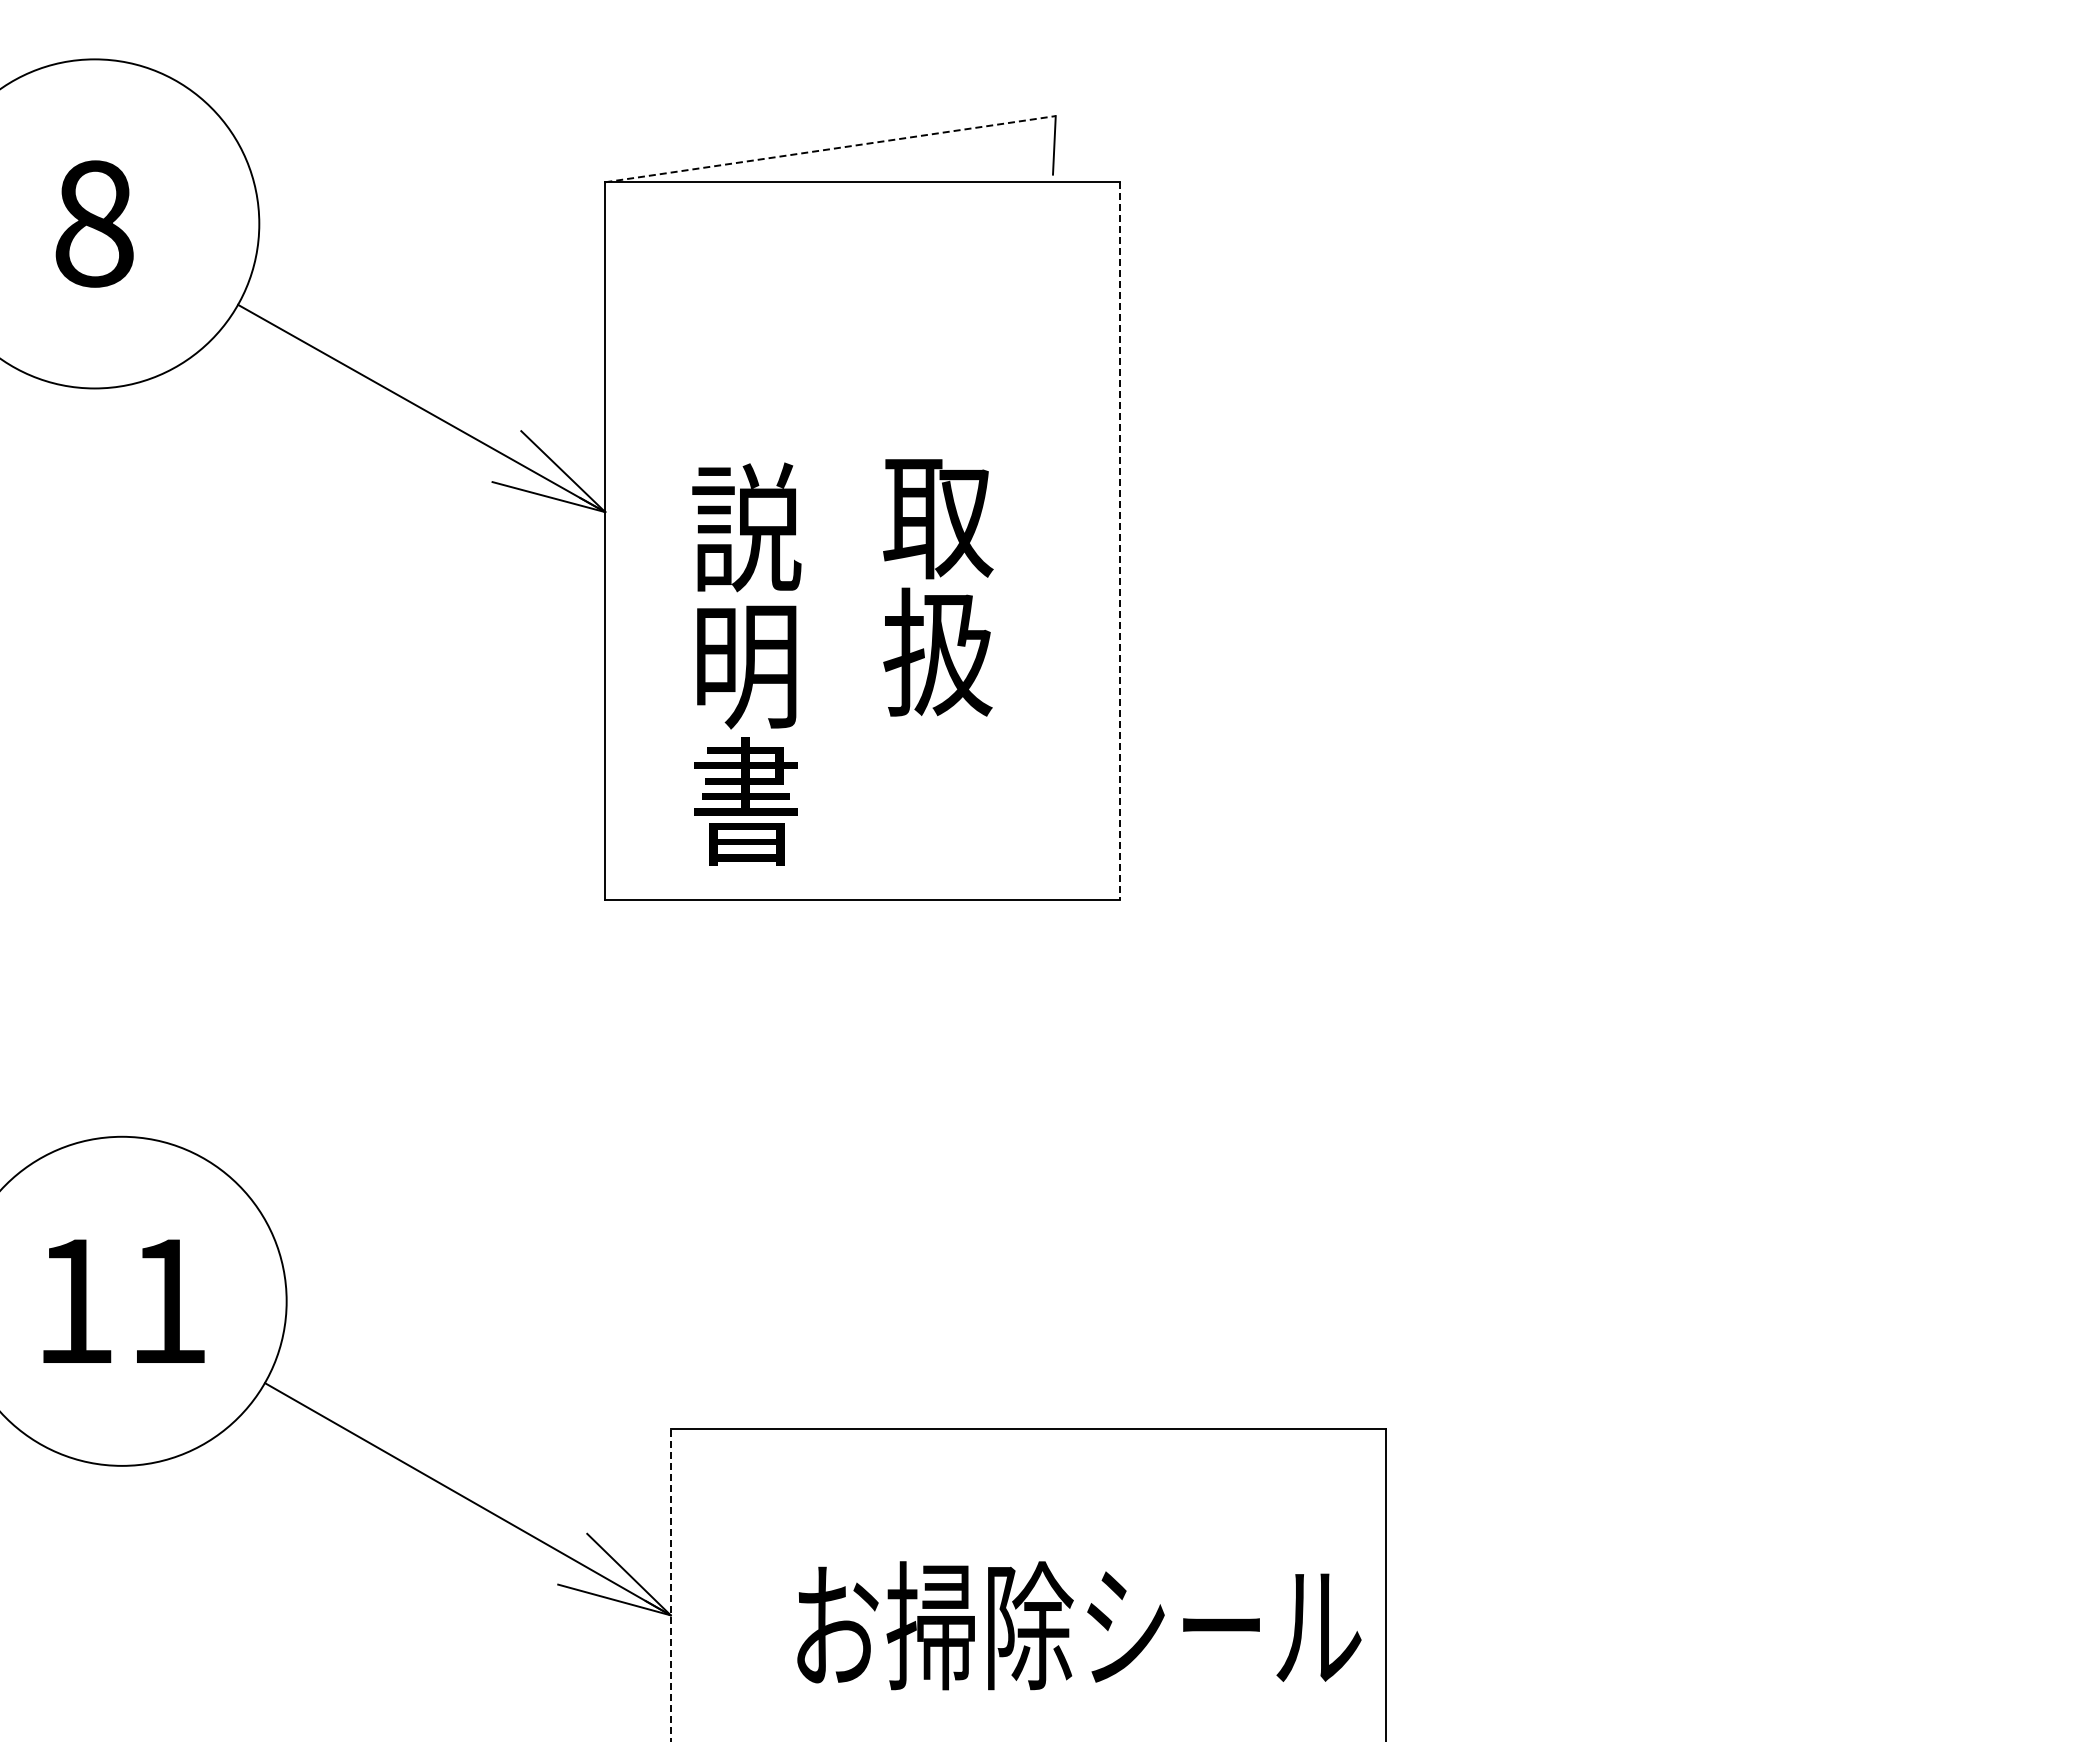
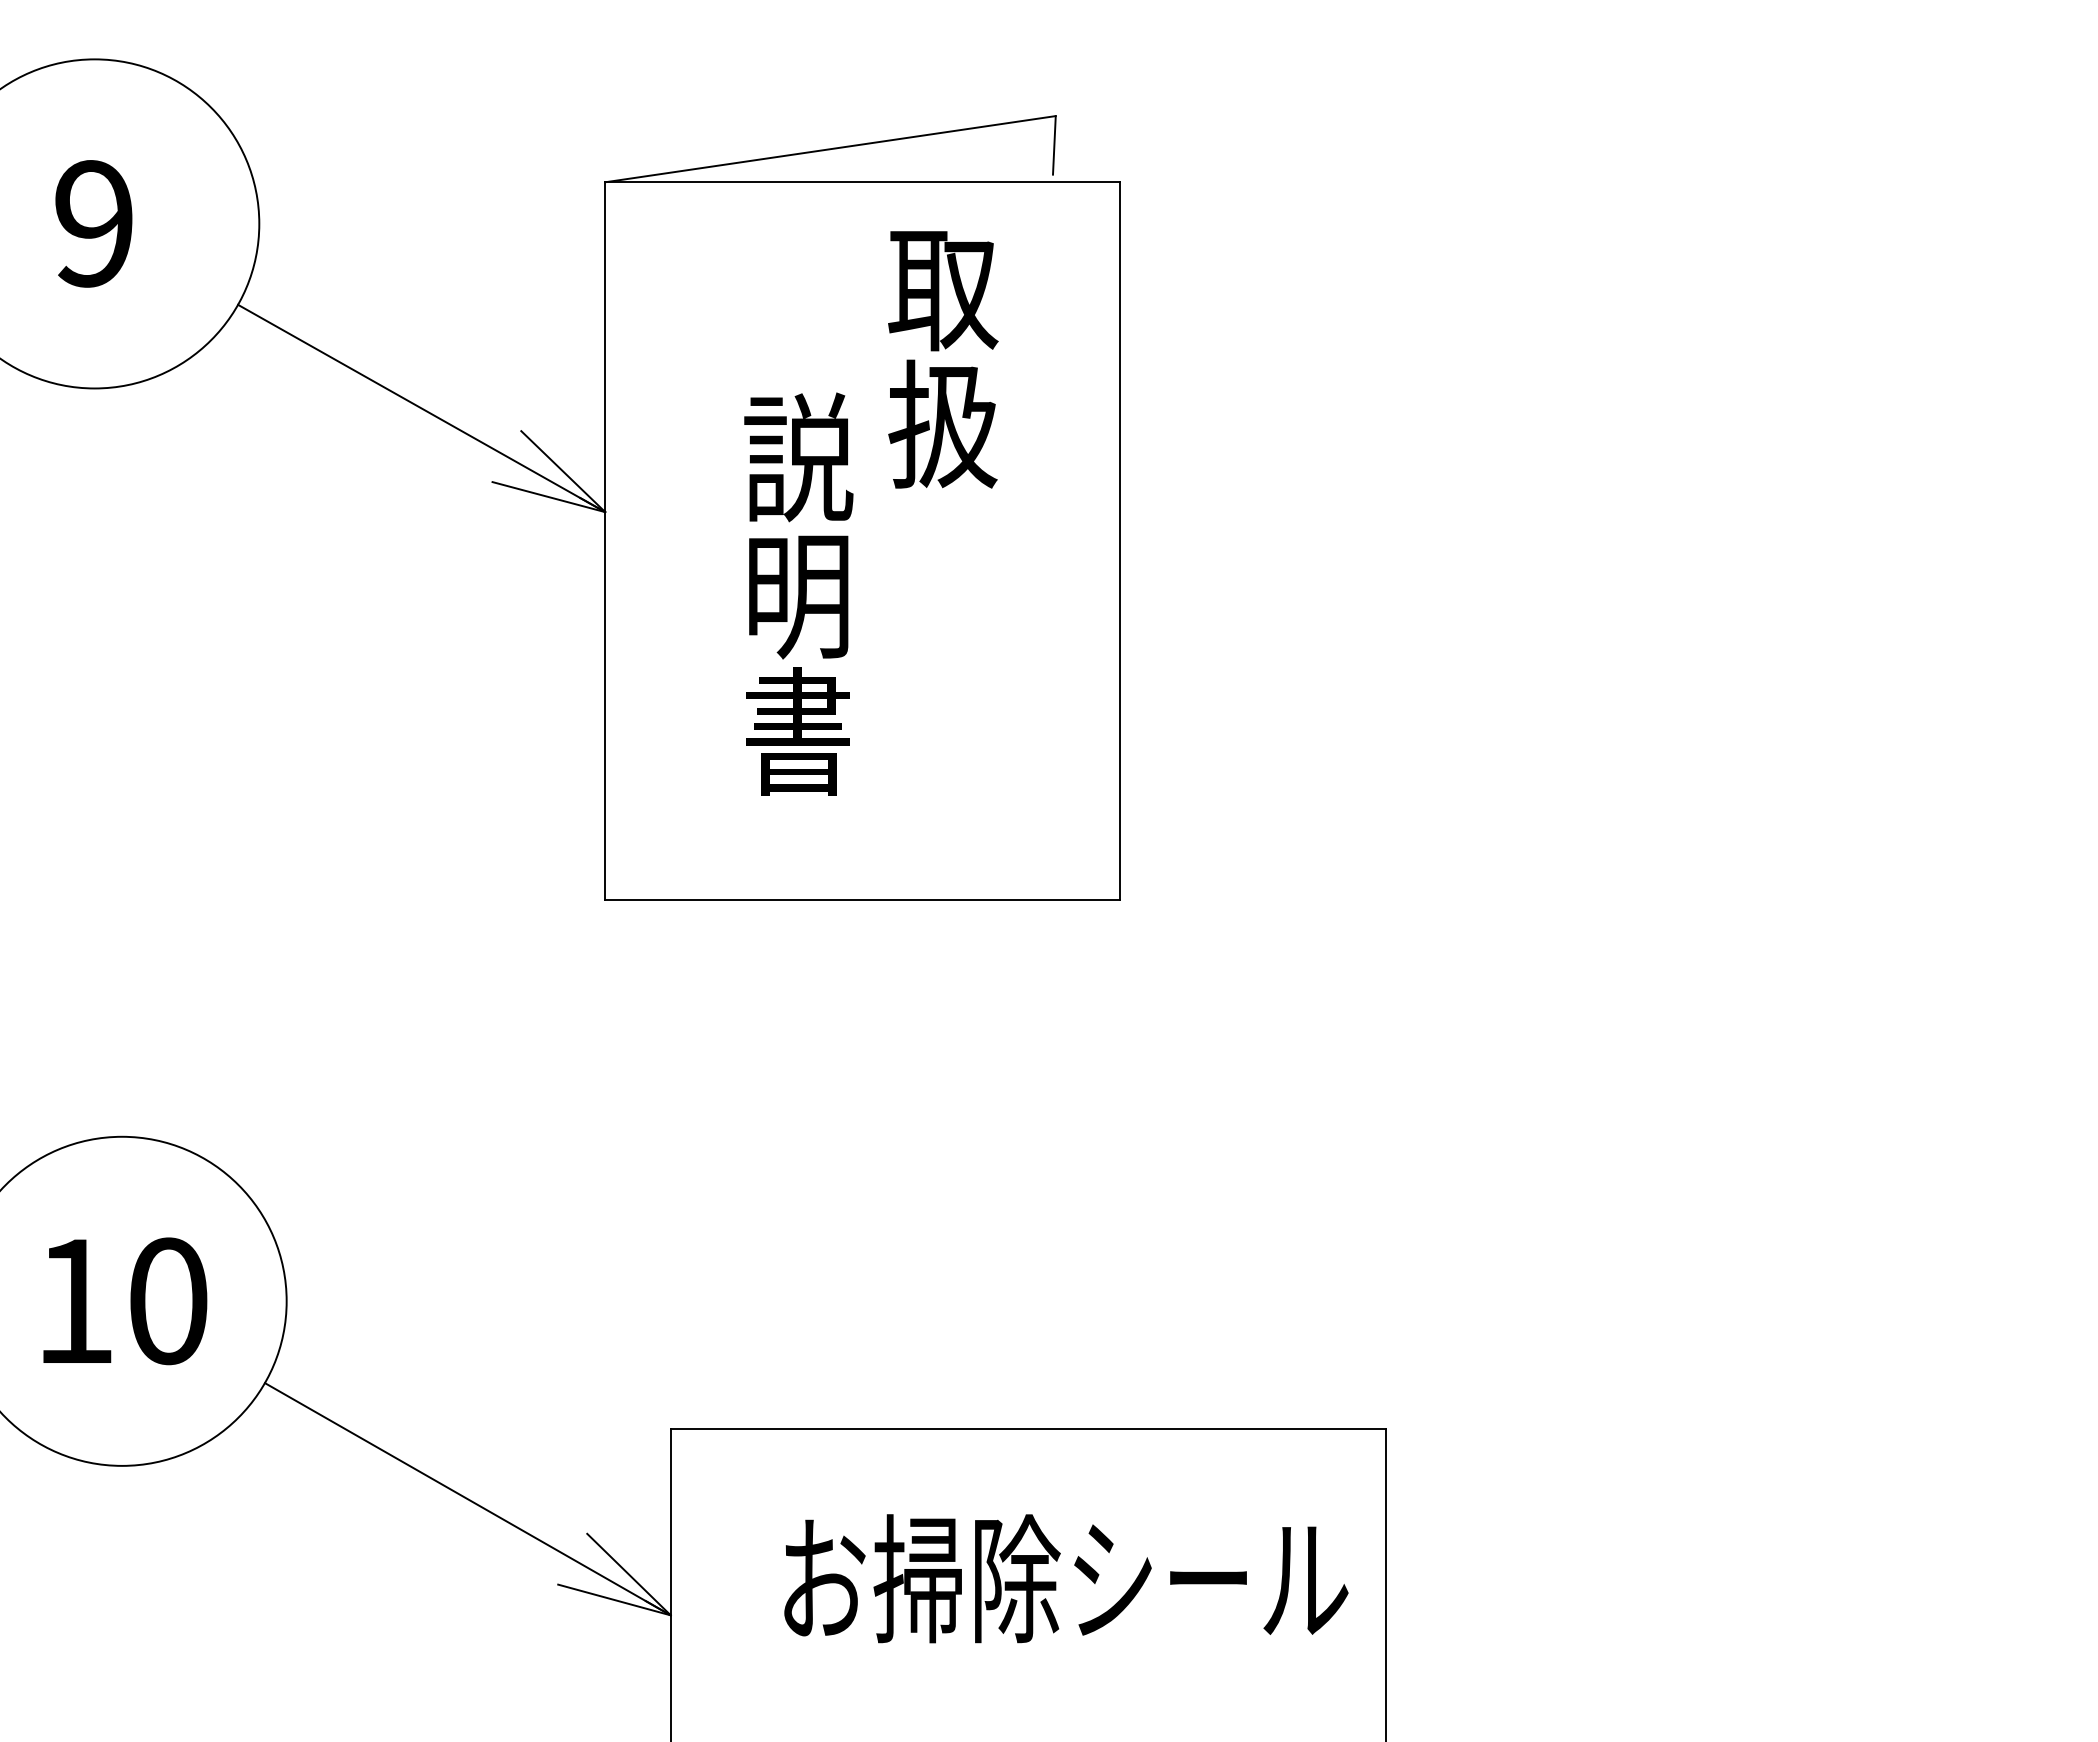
line: dashed -> solid (830, 149)
text: 8 -> 9 (94, 223)
line: dashed -> solid (1119, 540)
text position: (938, 587) -> (943, 359) (943, 359)
text position: (746, 663) -> (798, 593) (798, 593)
text: 11 -> 10 (168, 1301)
line: dashed -> solid (670, 1584)
text position: (1079, 1625) -> (1066, 1578) (1066, 1578)
